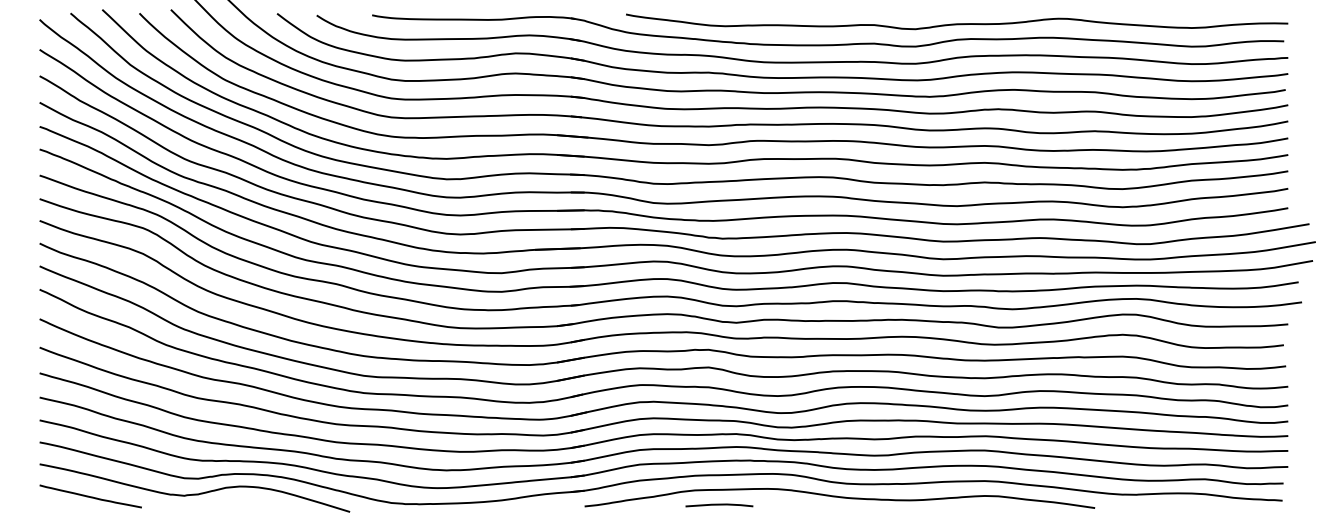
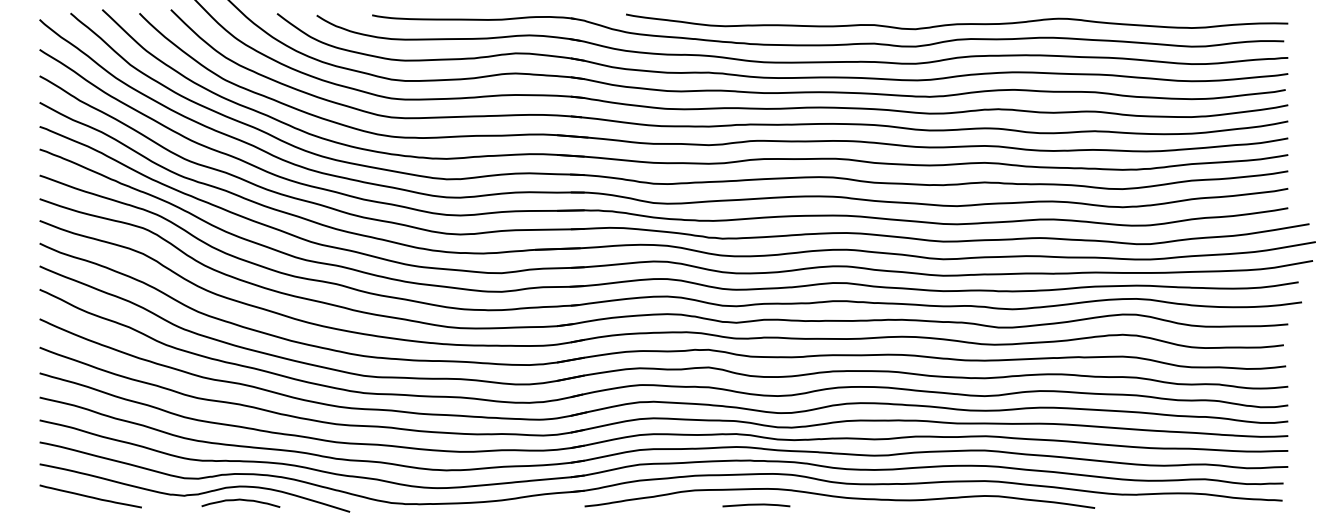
curve: none -> present (240, 500)
line position: (719, 505) -> (756, 505) (756, 505)
